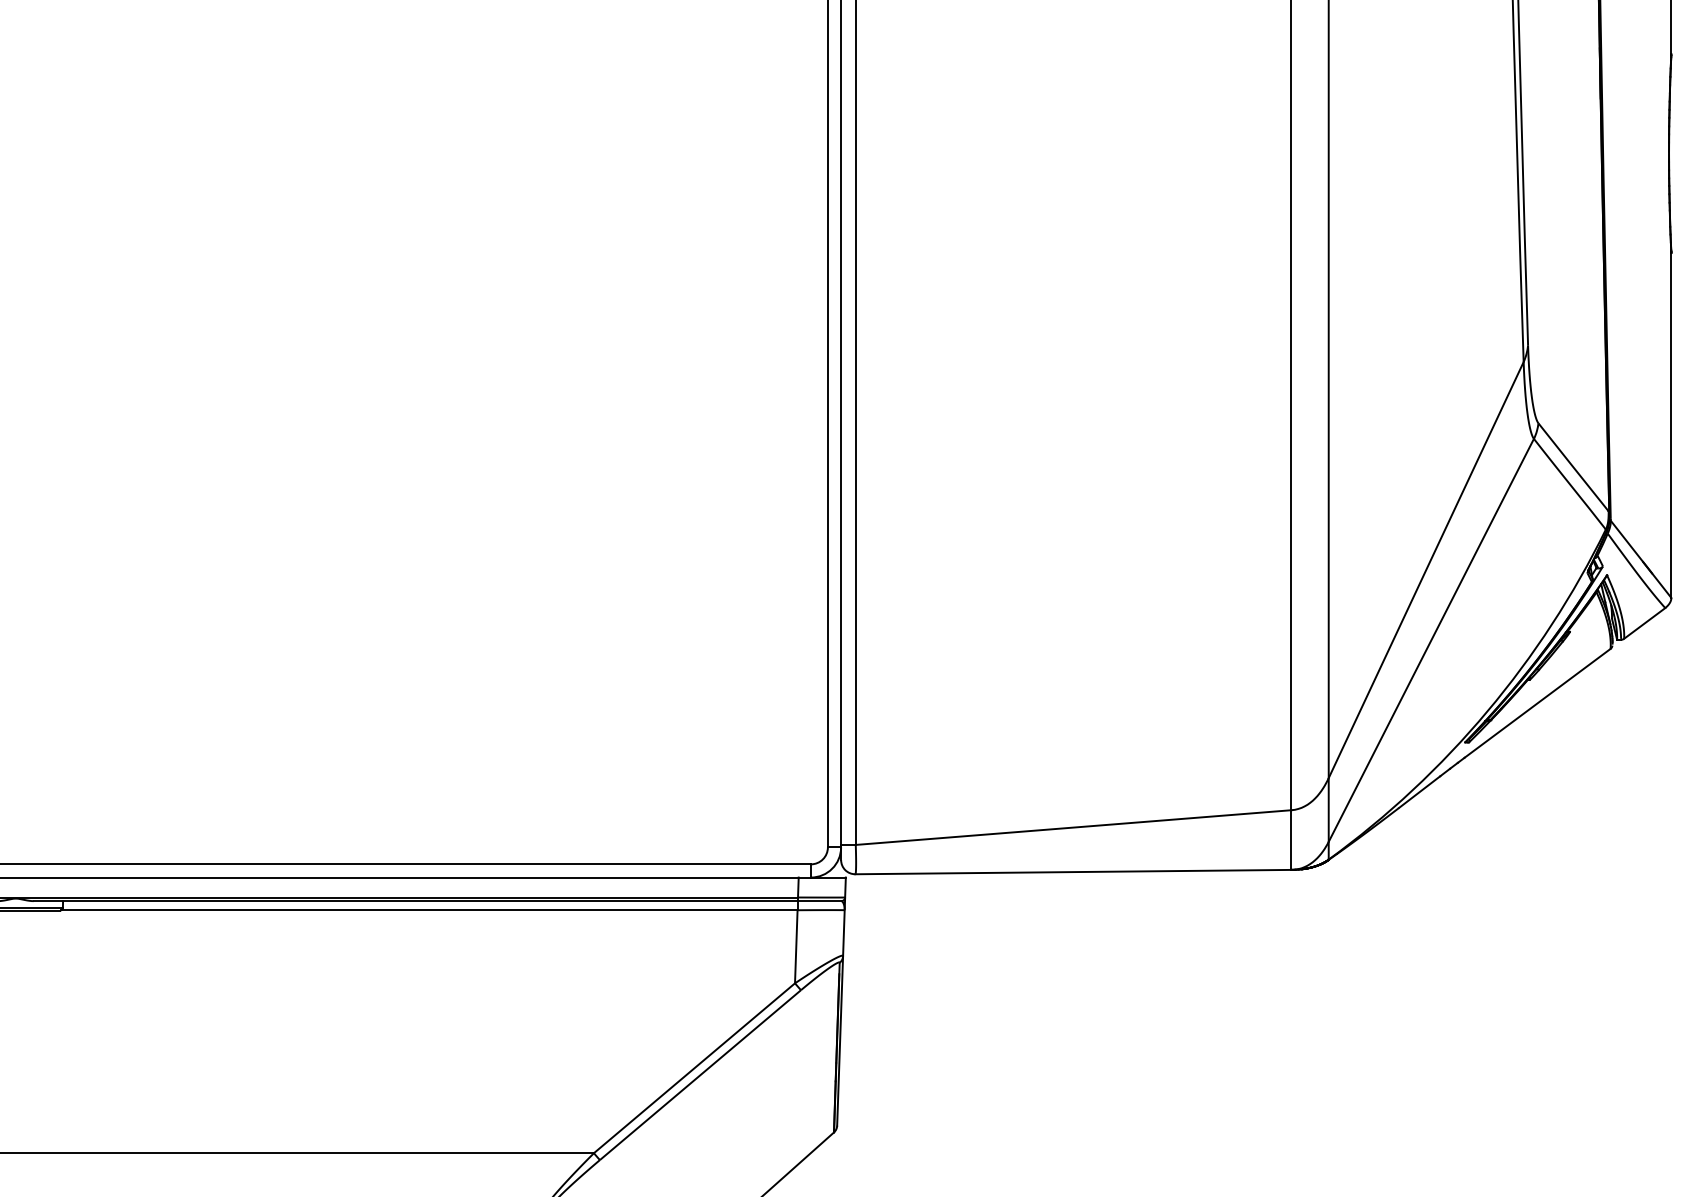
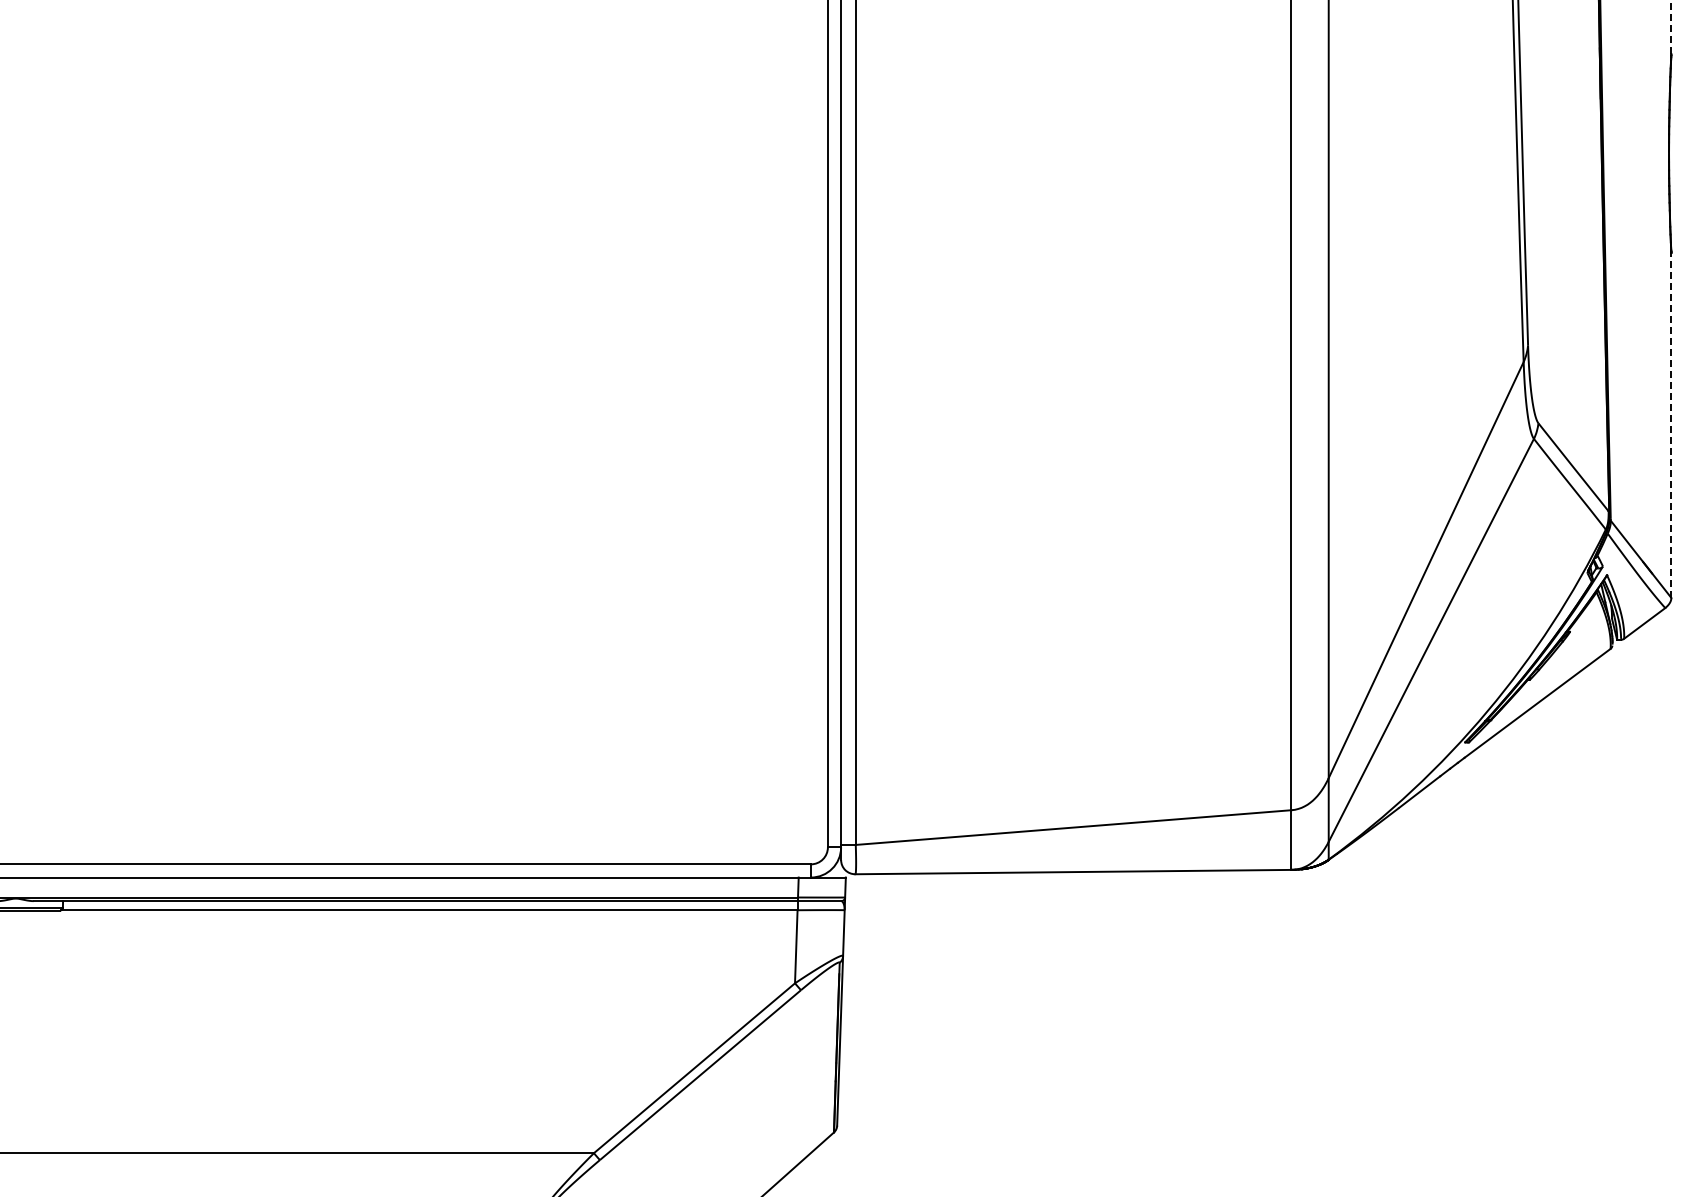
line: solid -> dashed (1671, 27)
line: solid -> dashed (1671, 425)
